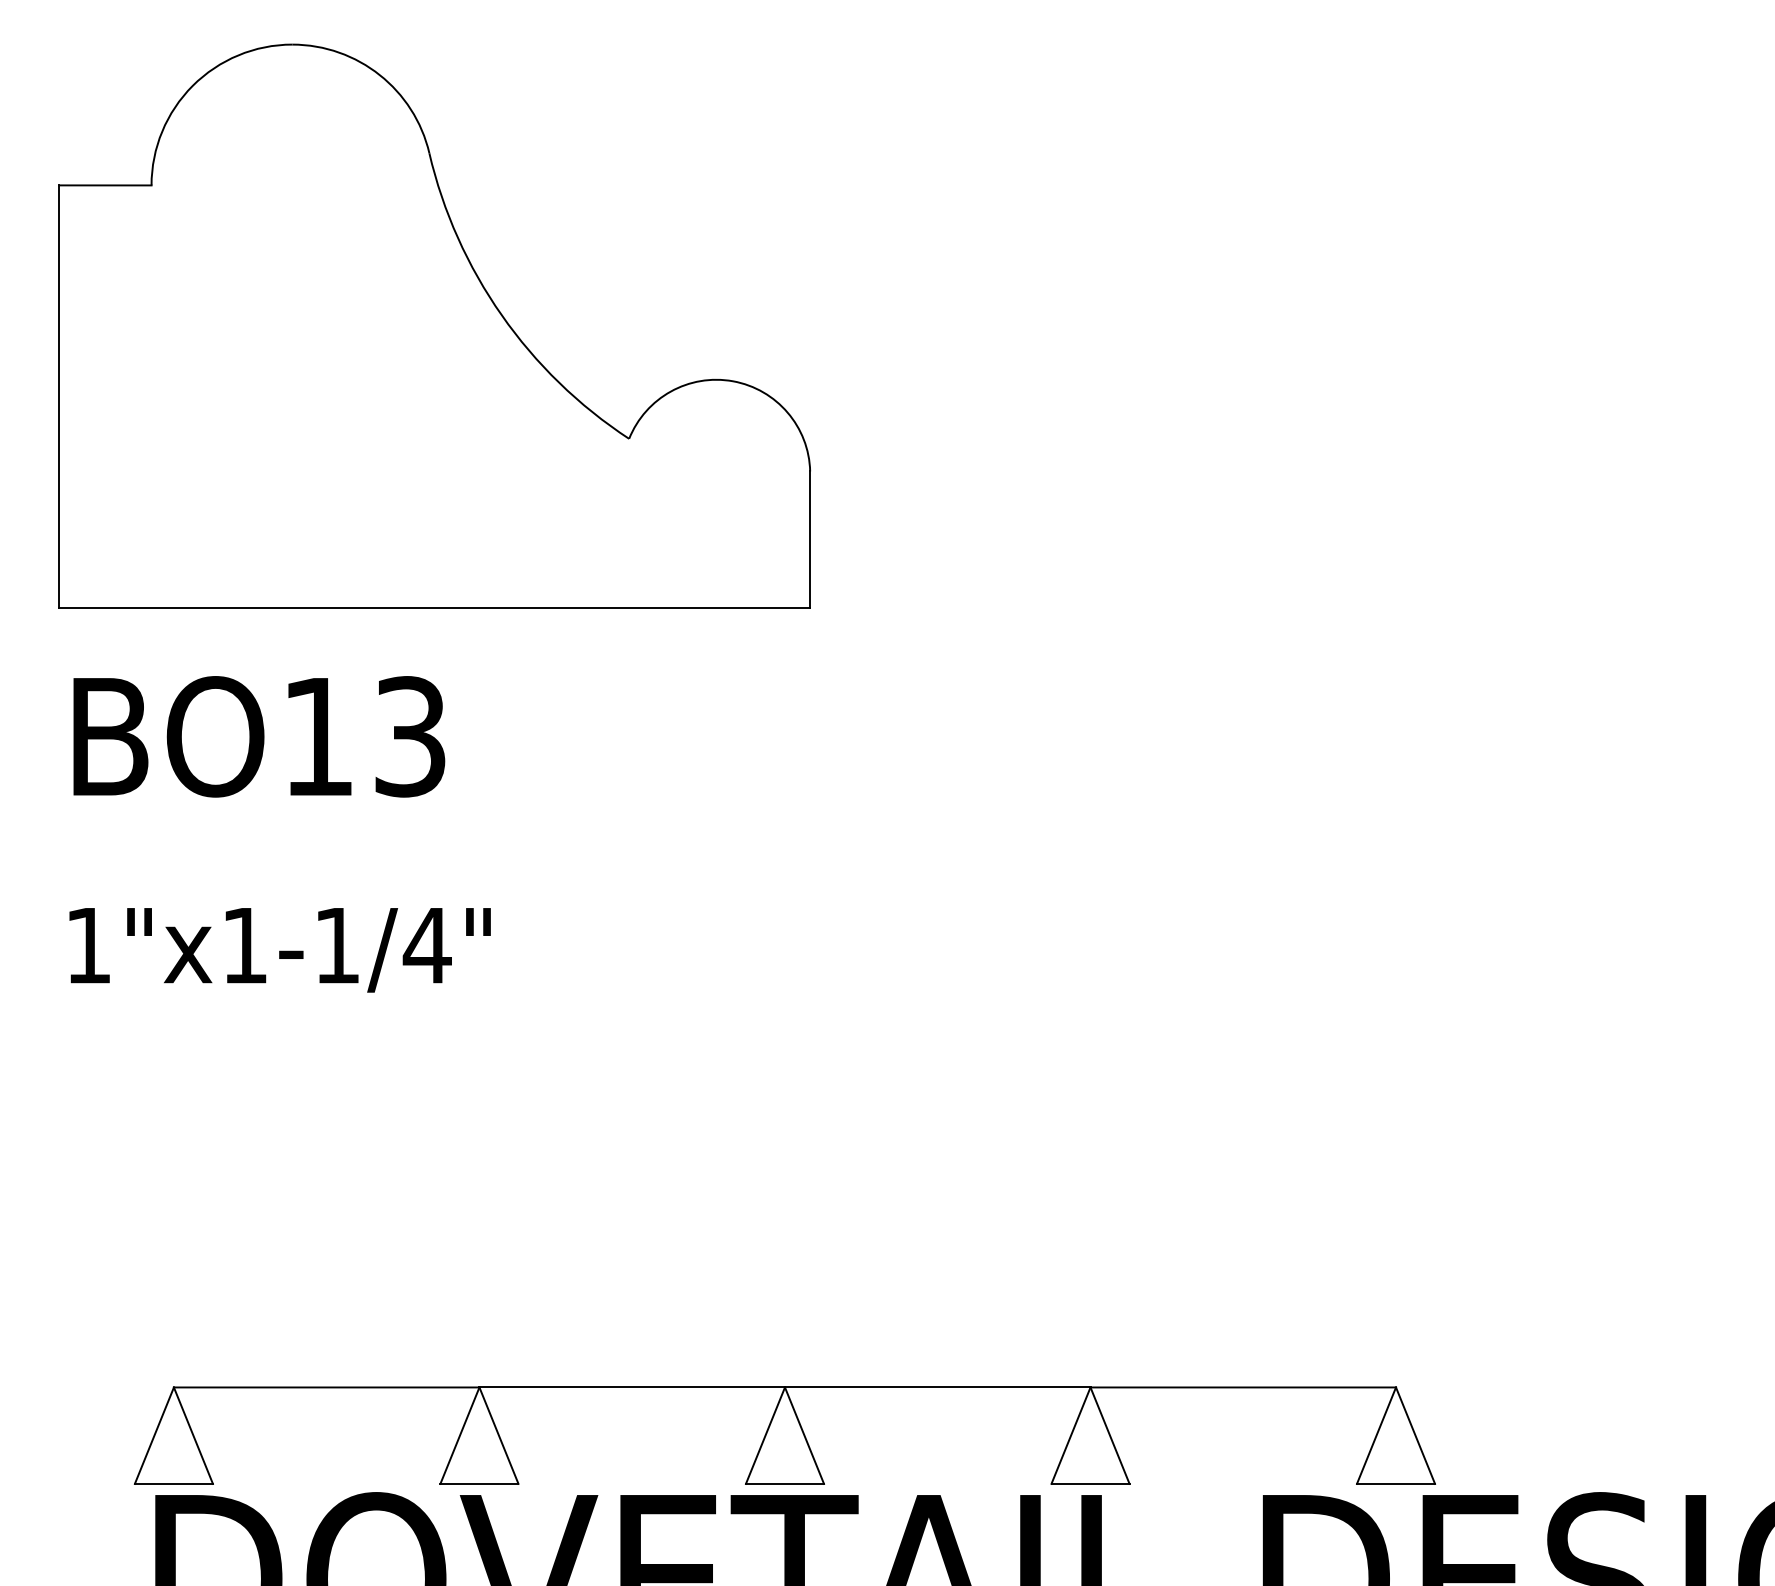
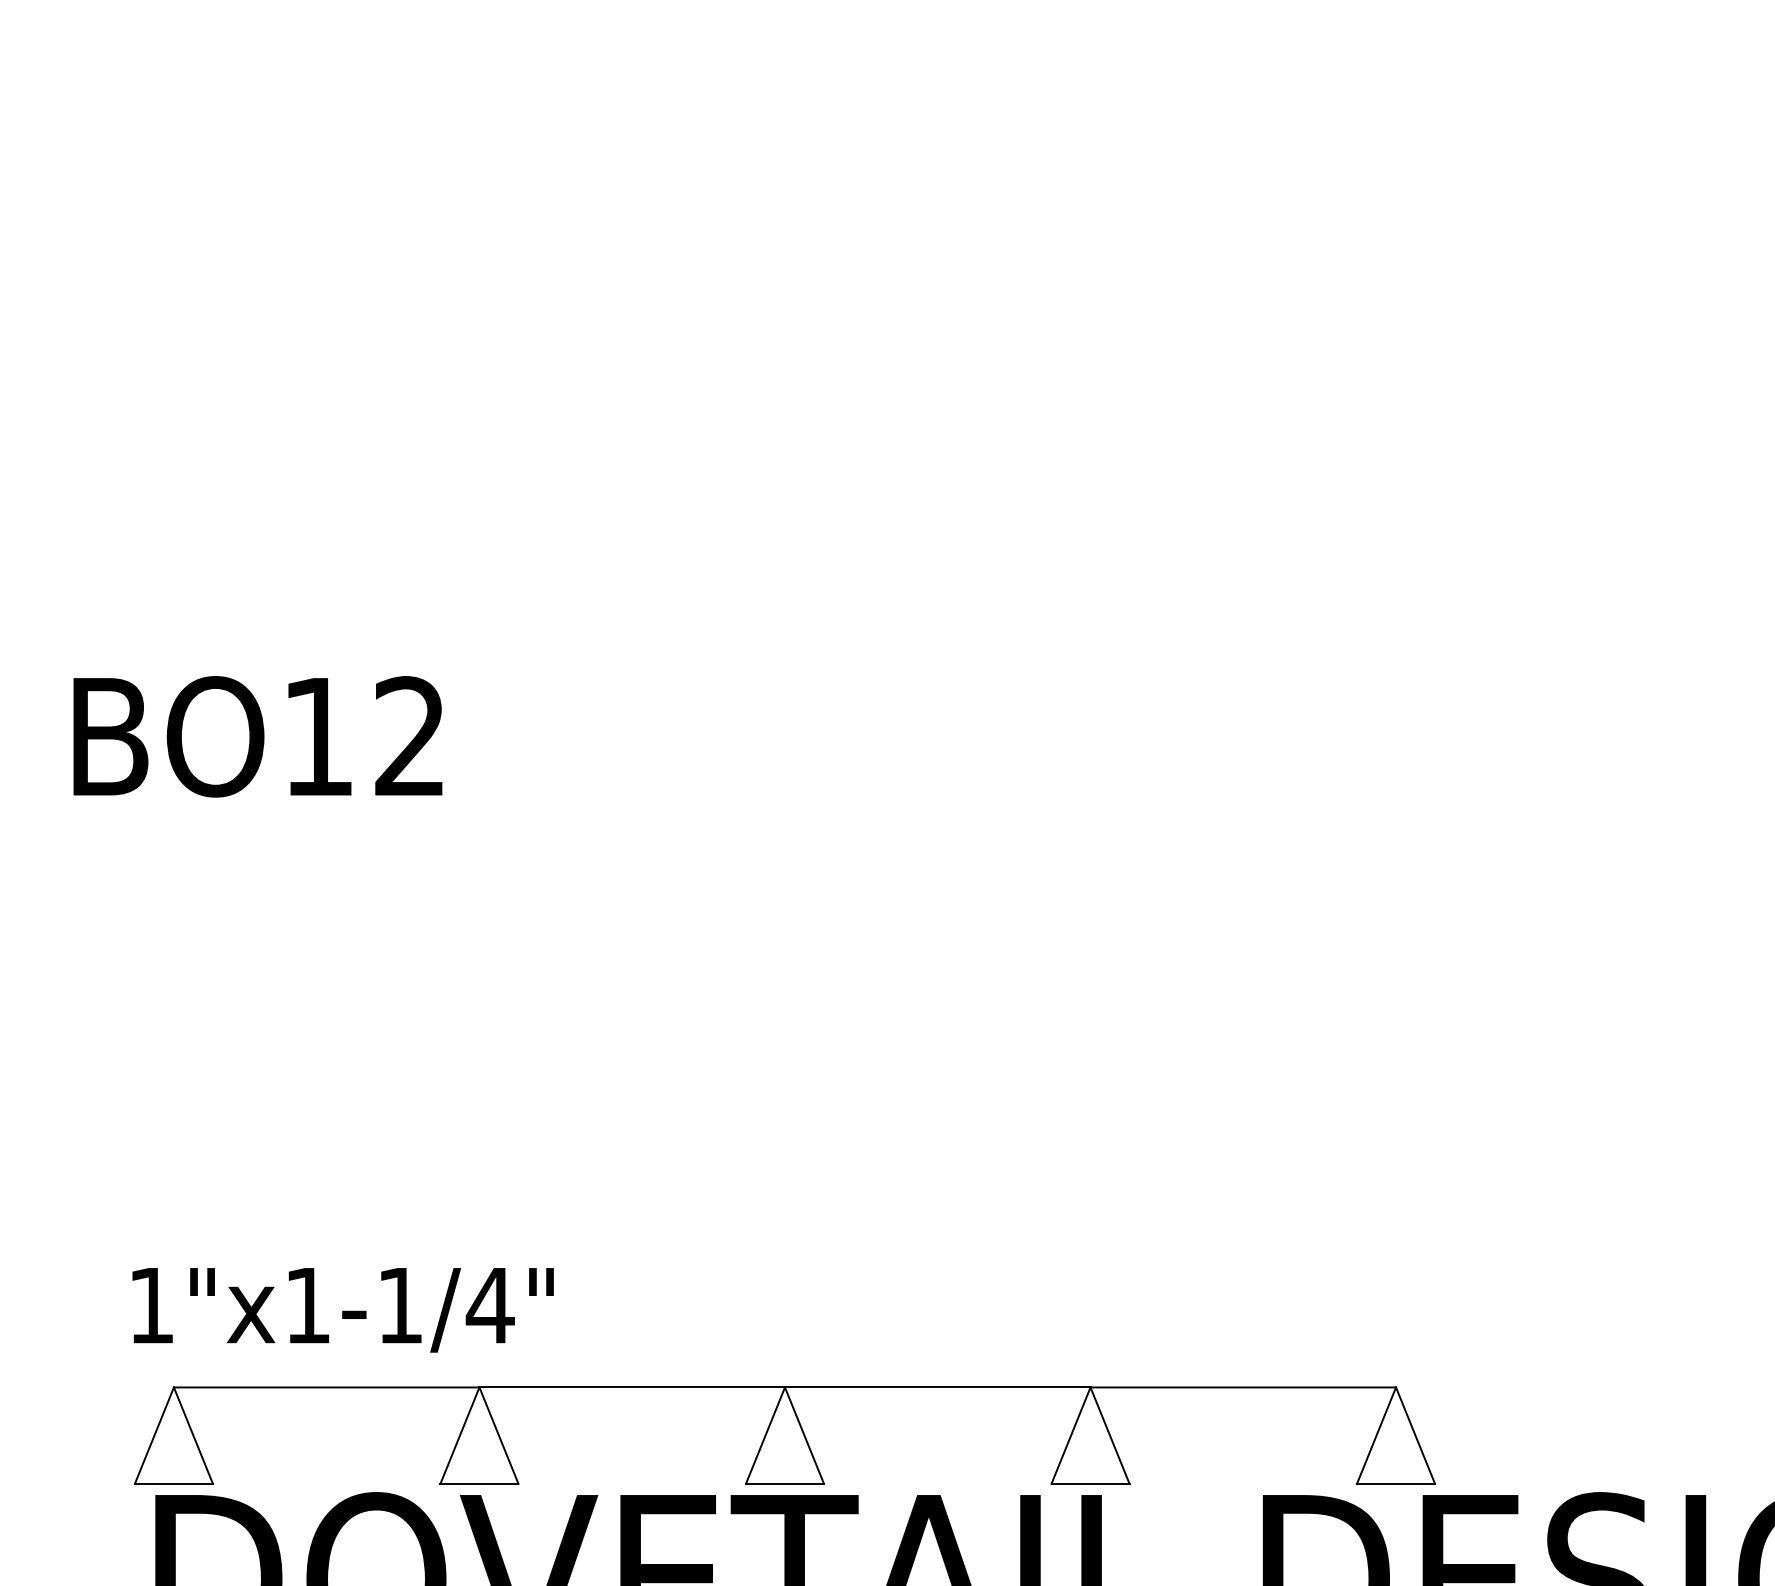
part: present -> none (434, 325)
text: BO13 -> BO12 (410, 736)
text position: (279, 950) -> (342, 1310) (342, 1310)
